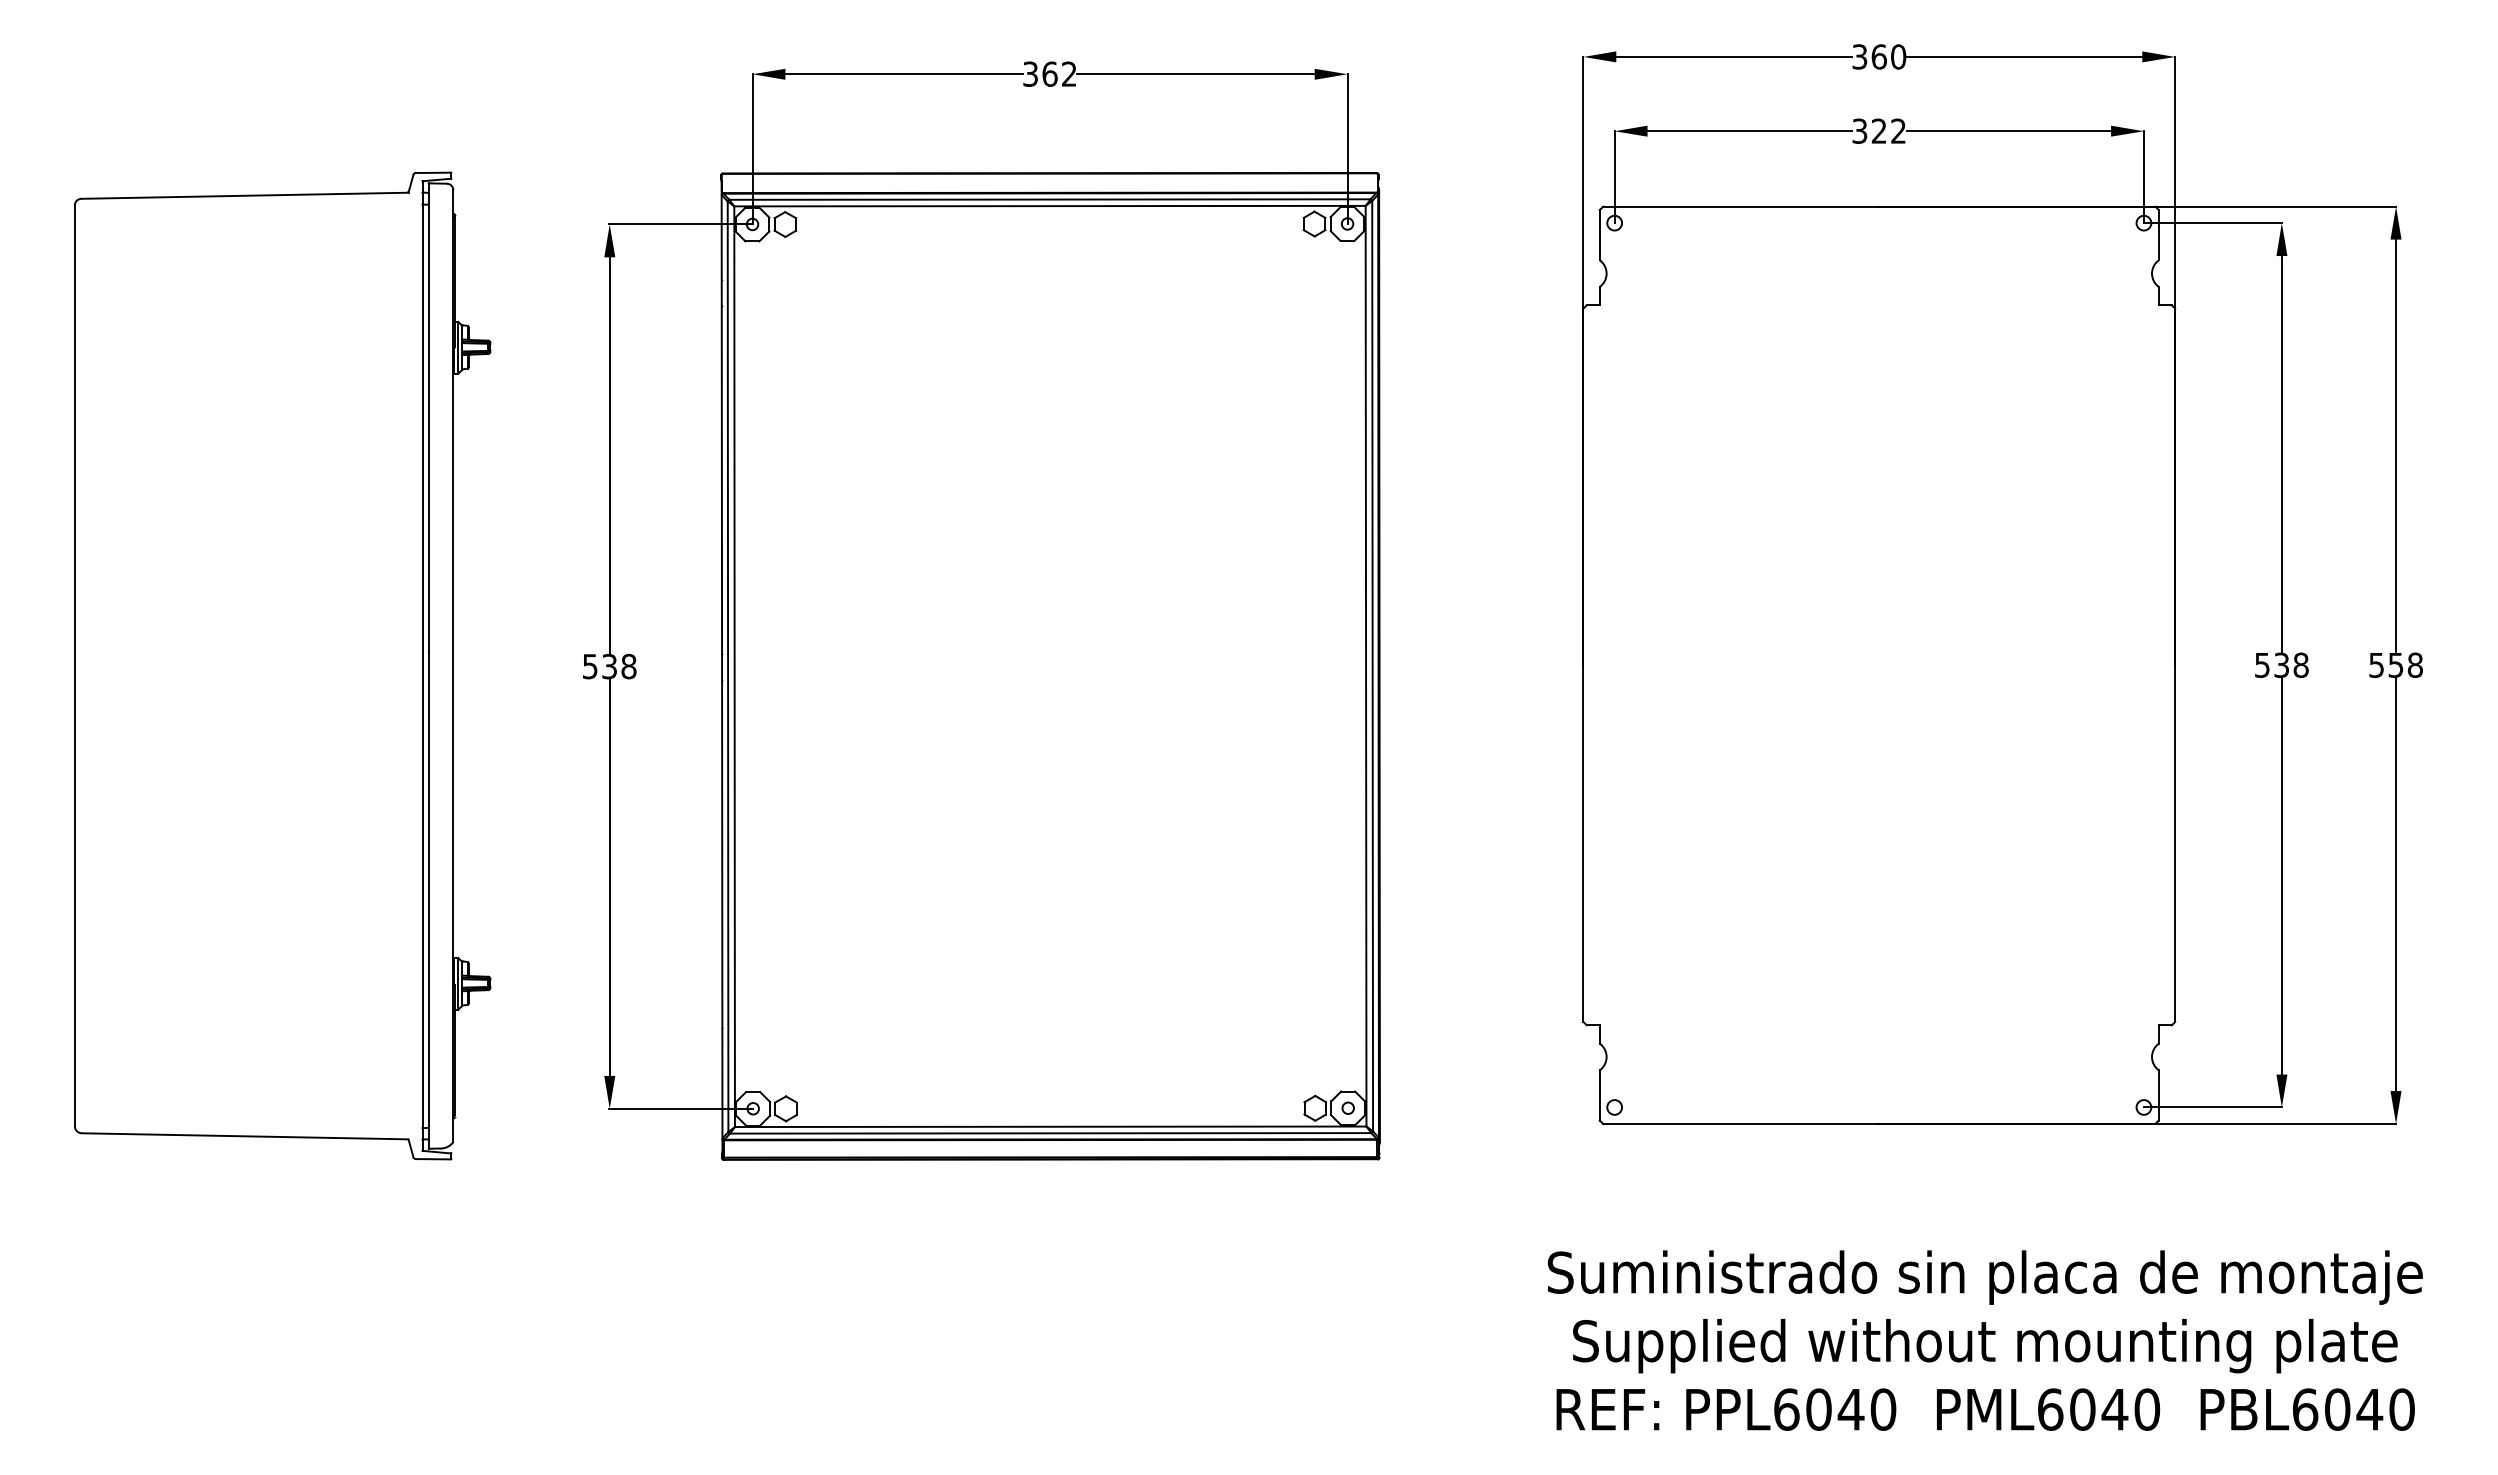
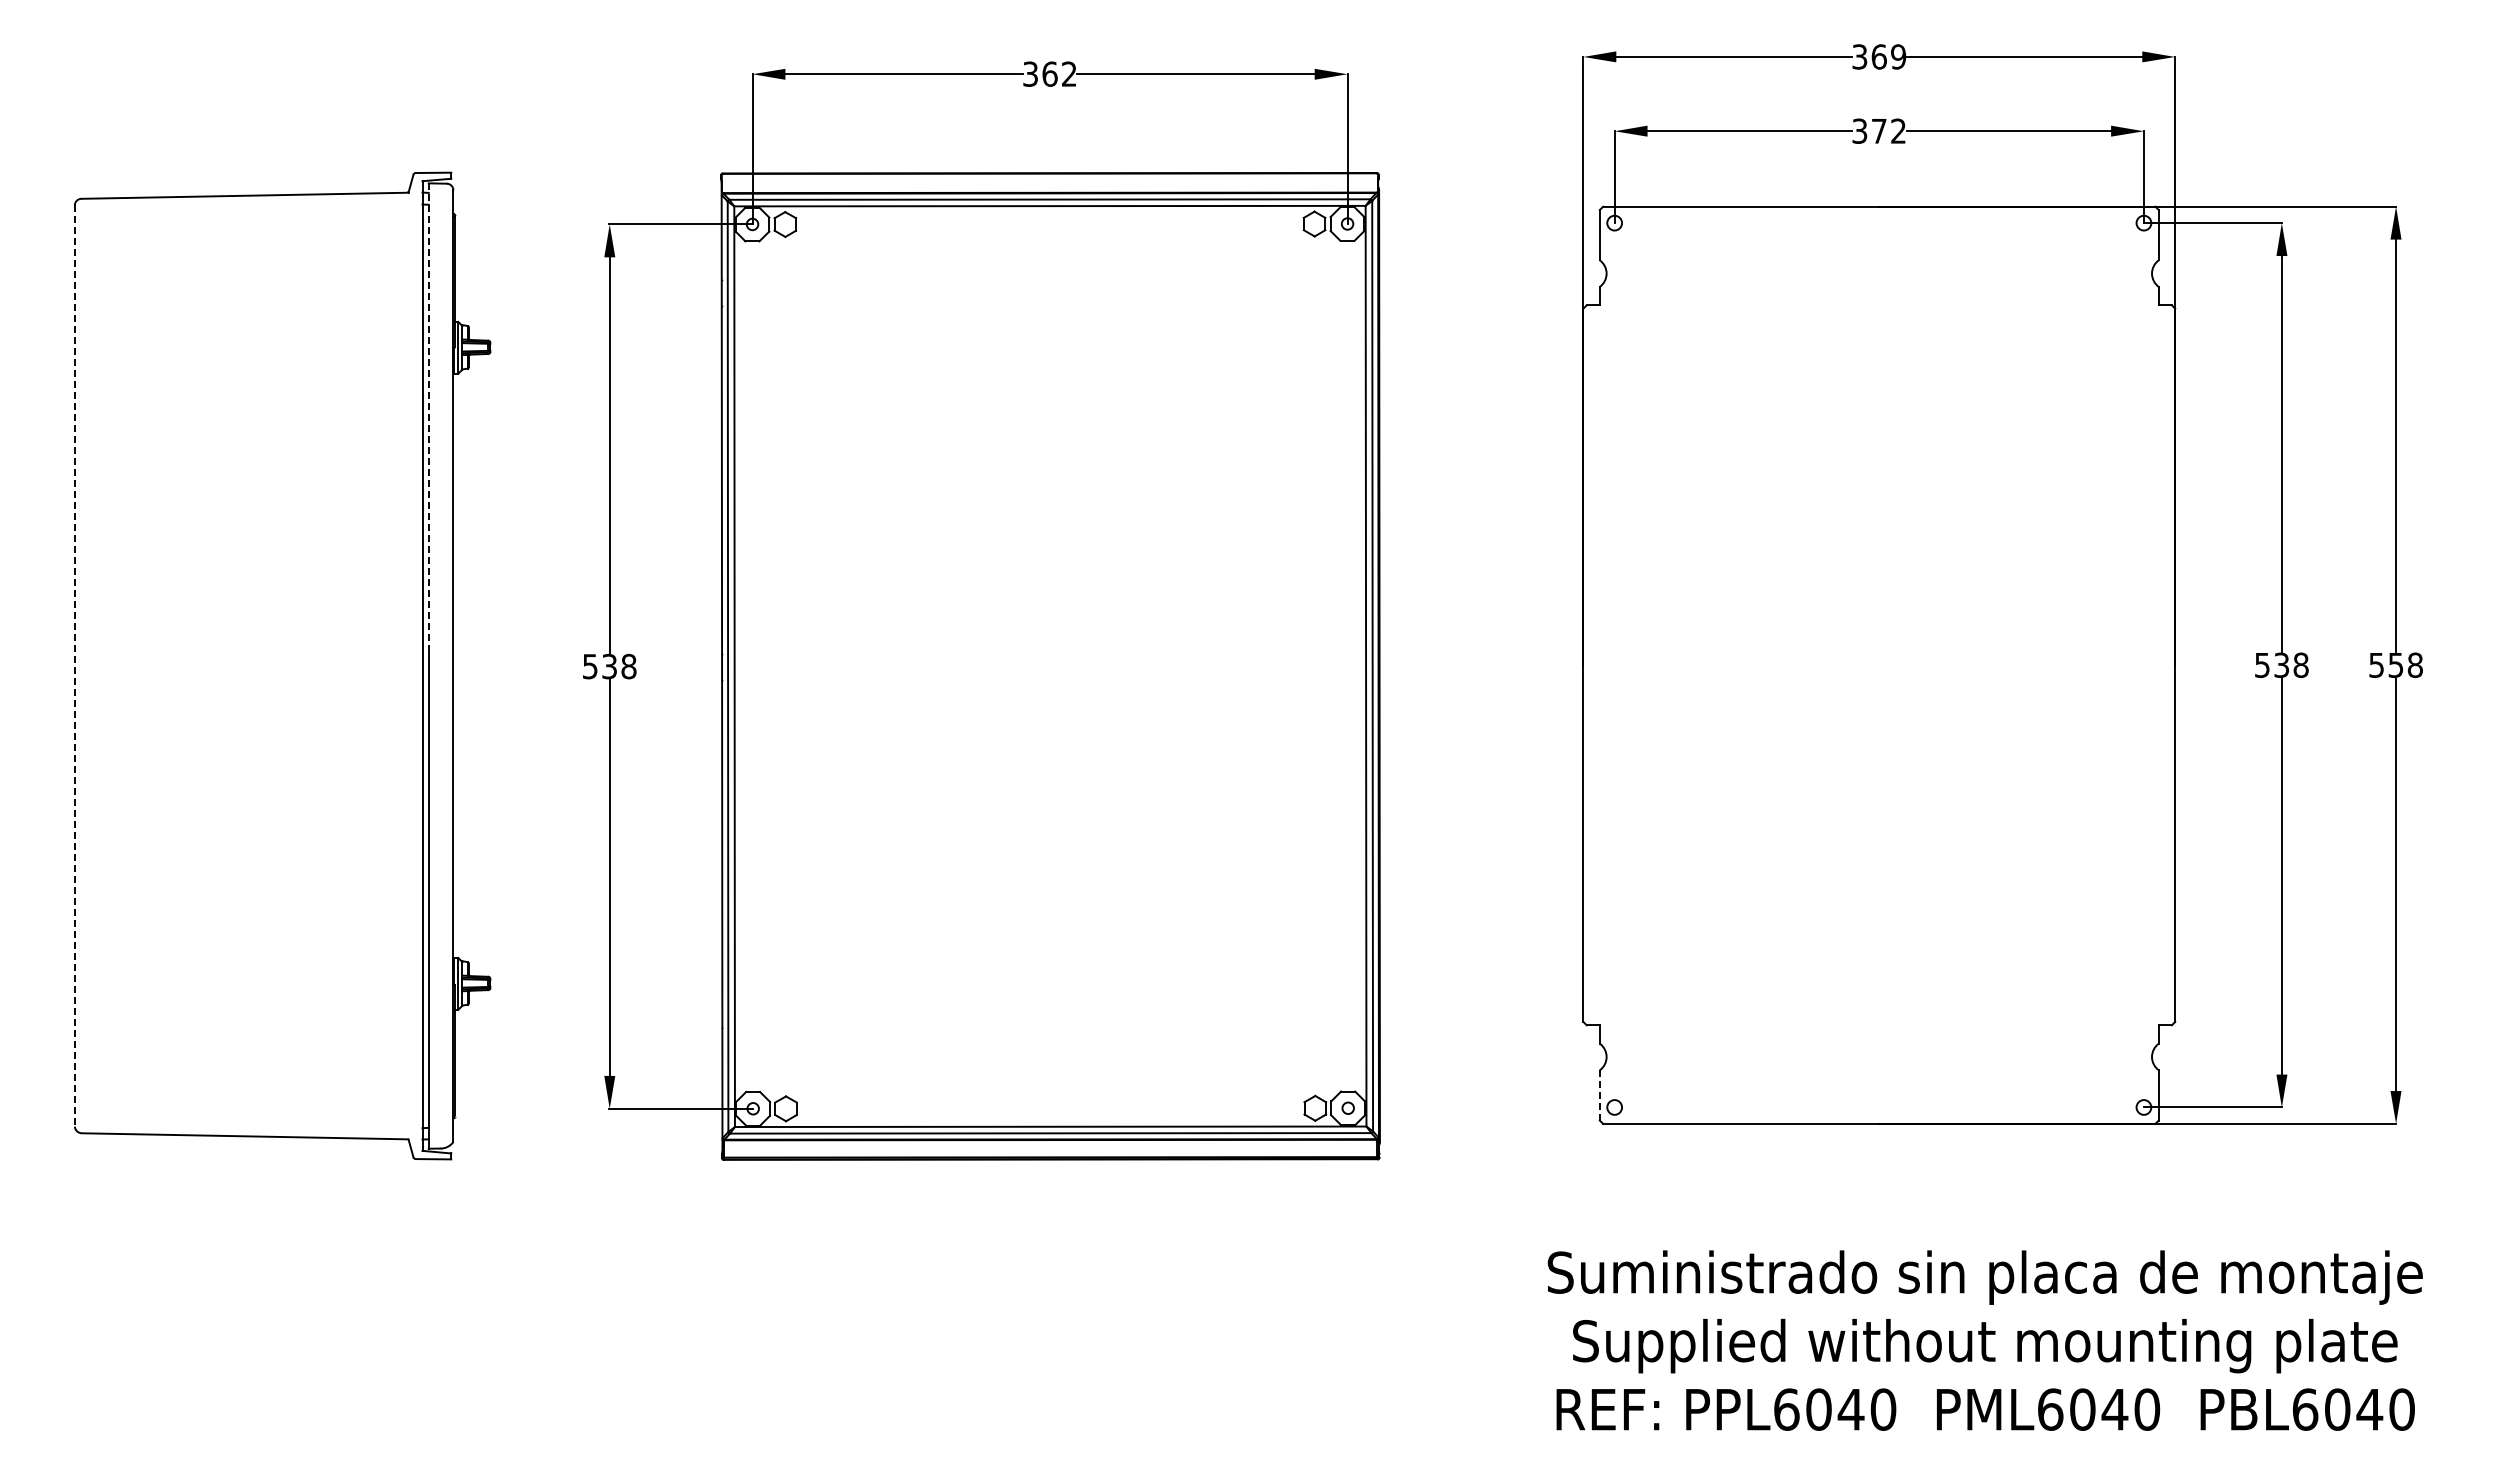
text: 360 -> 369 (1898, 56)
text: 322 -> 372 (1878, 130)
line: solid -> dashed (428, 418)
line: solid -> dashed (74, 666)
line: solid -> dashed (1599, 1094)
